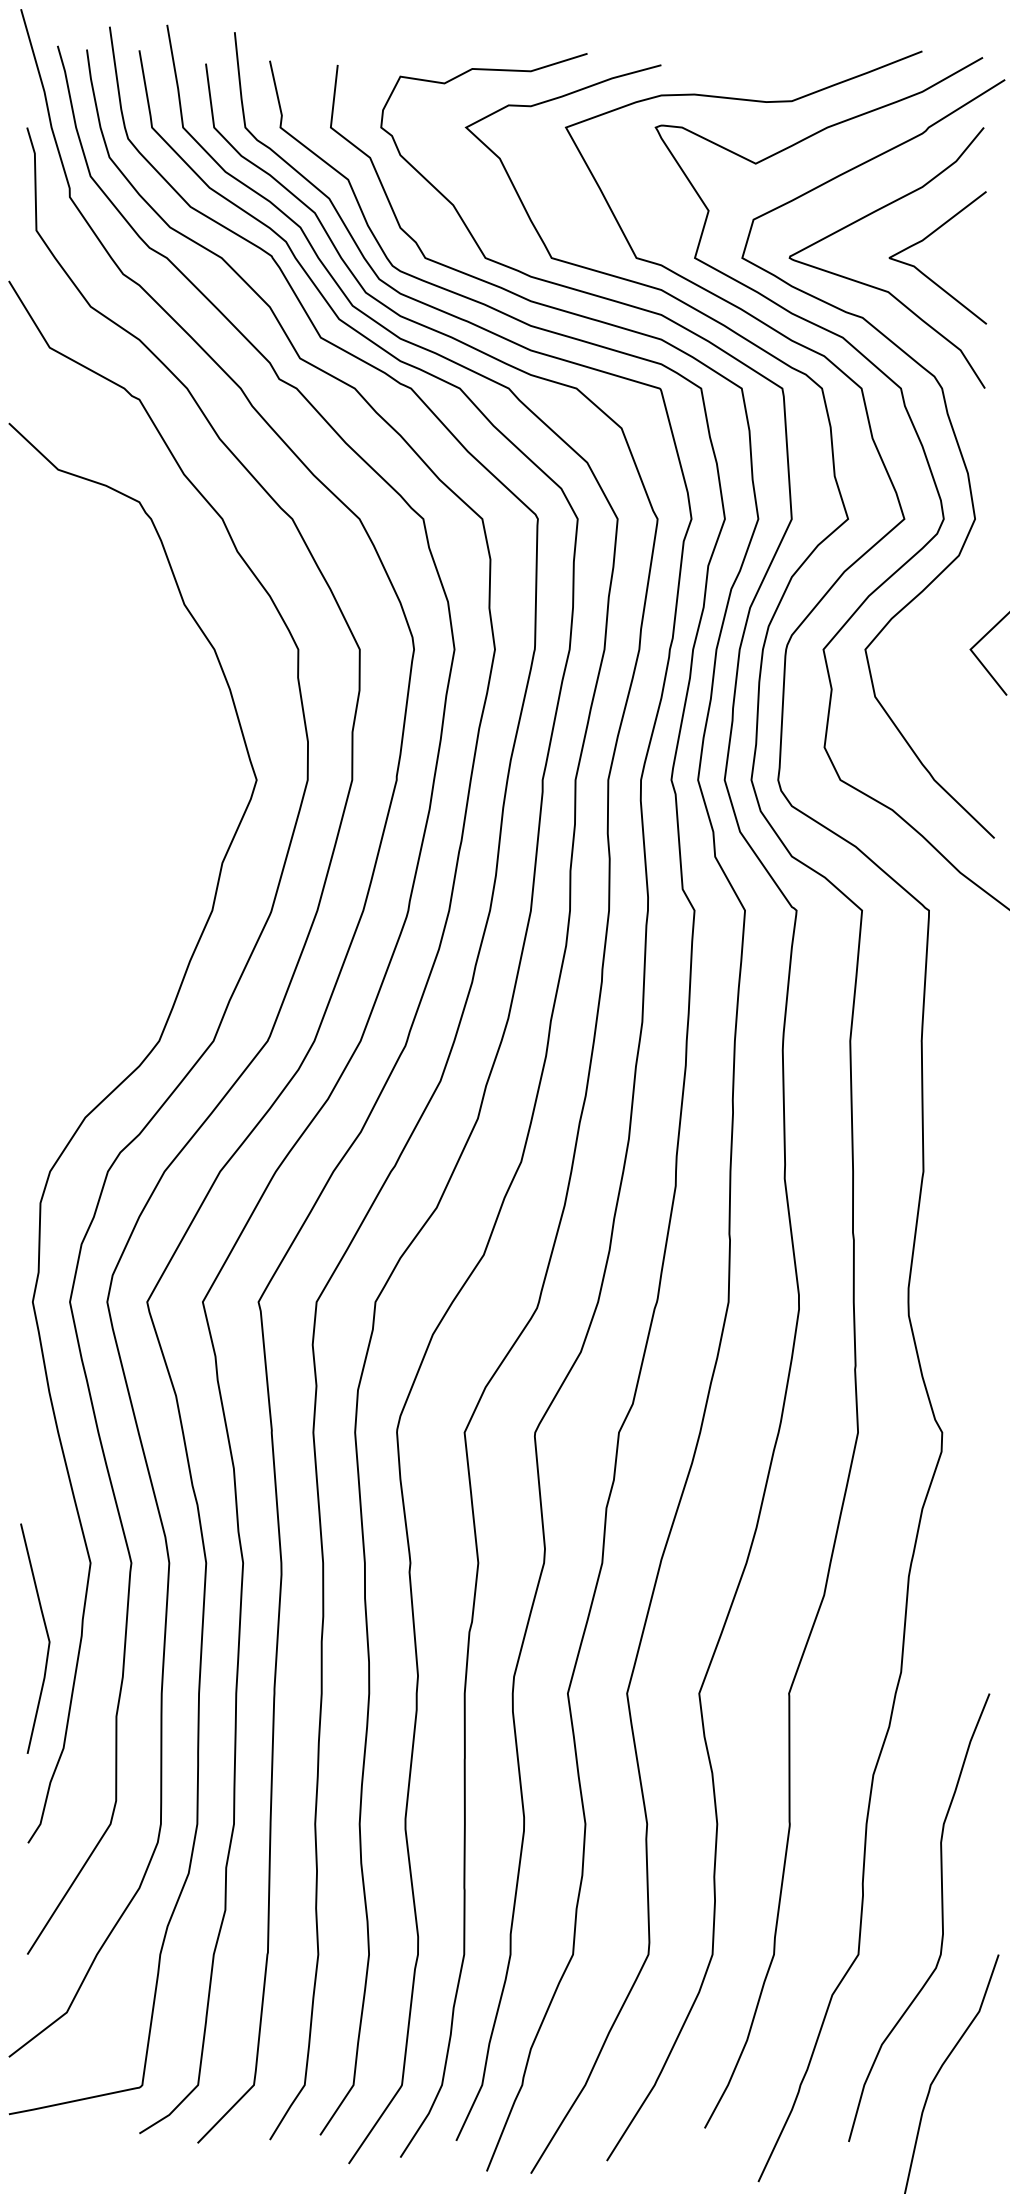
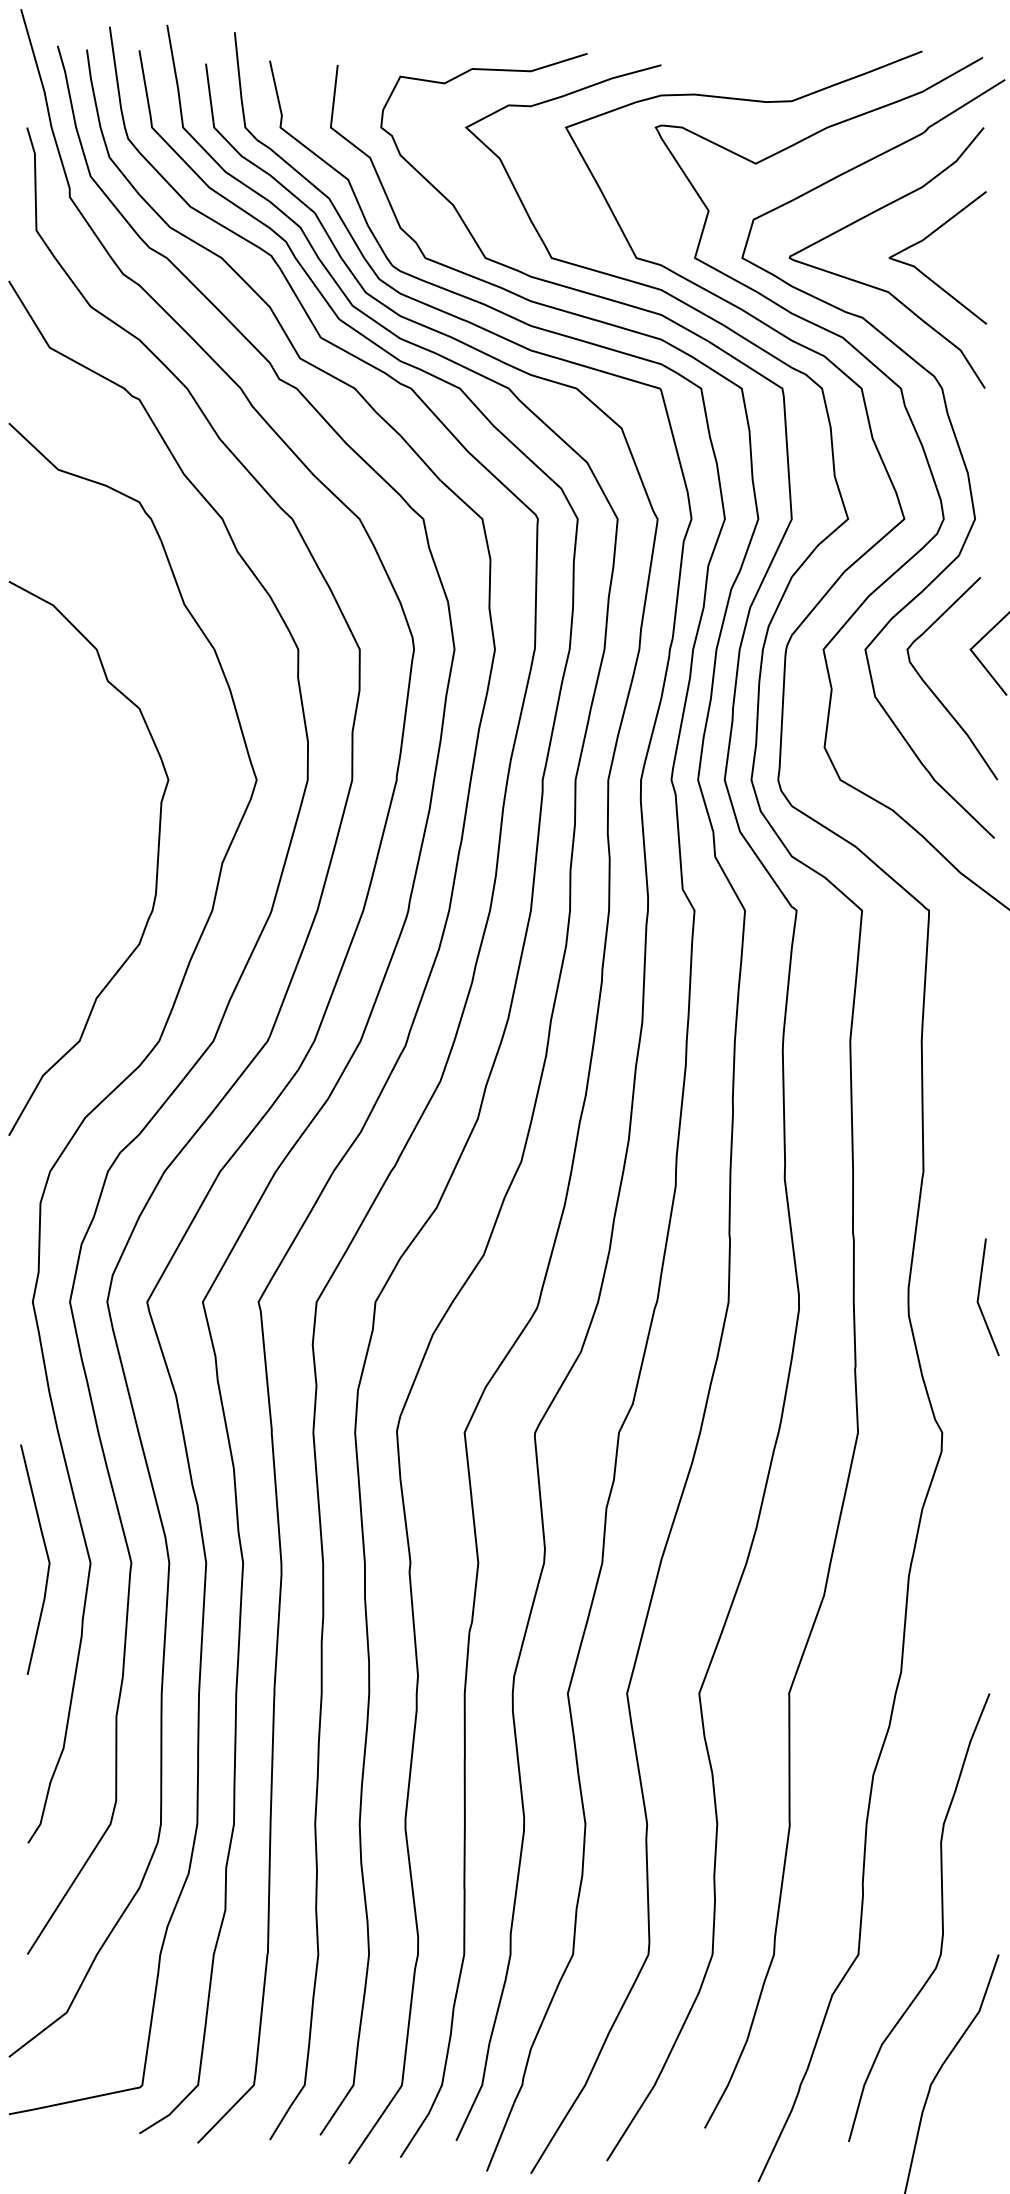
curve: none -> present (934, 692)
curve: none -> present (156, 863)
line: none -> present (979, 1297)
line position: (46, 1634) -> (46, 1555) (46, 1555)
